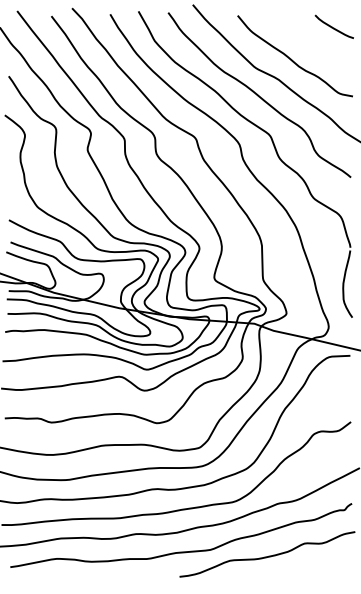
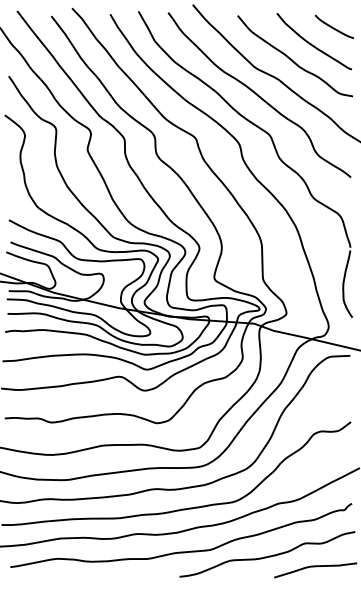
curve: none -> present (311, 43)
curve: none -> present (315, 567)
